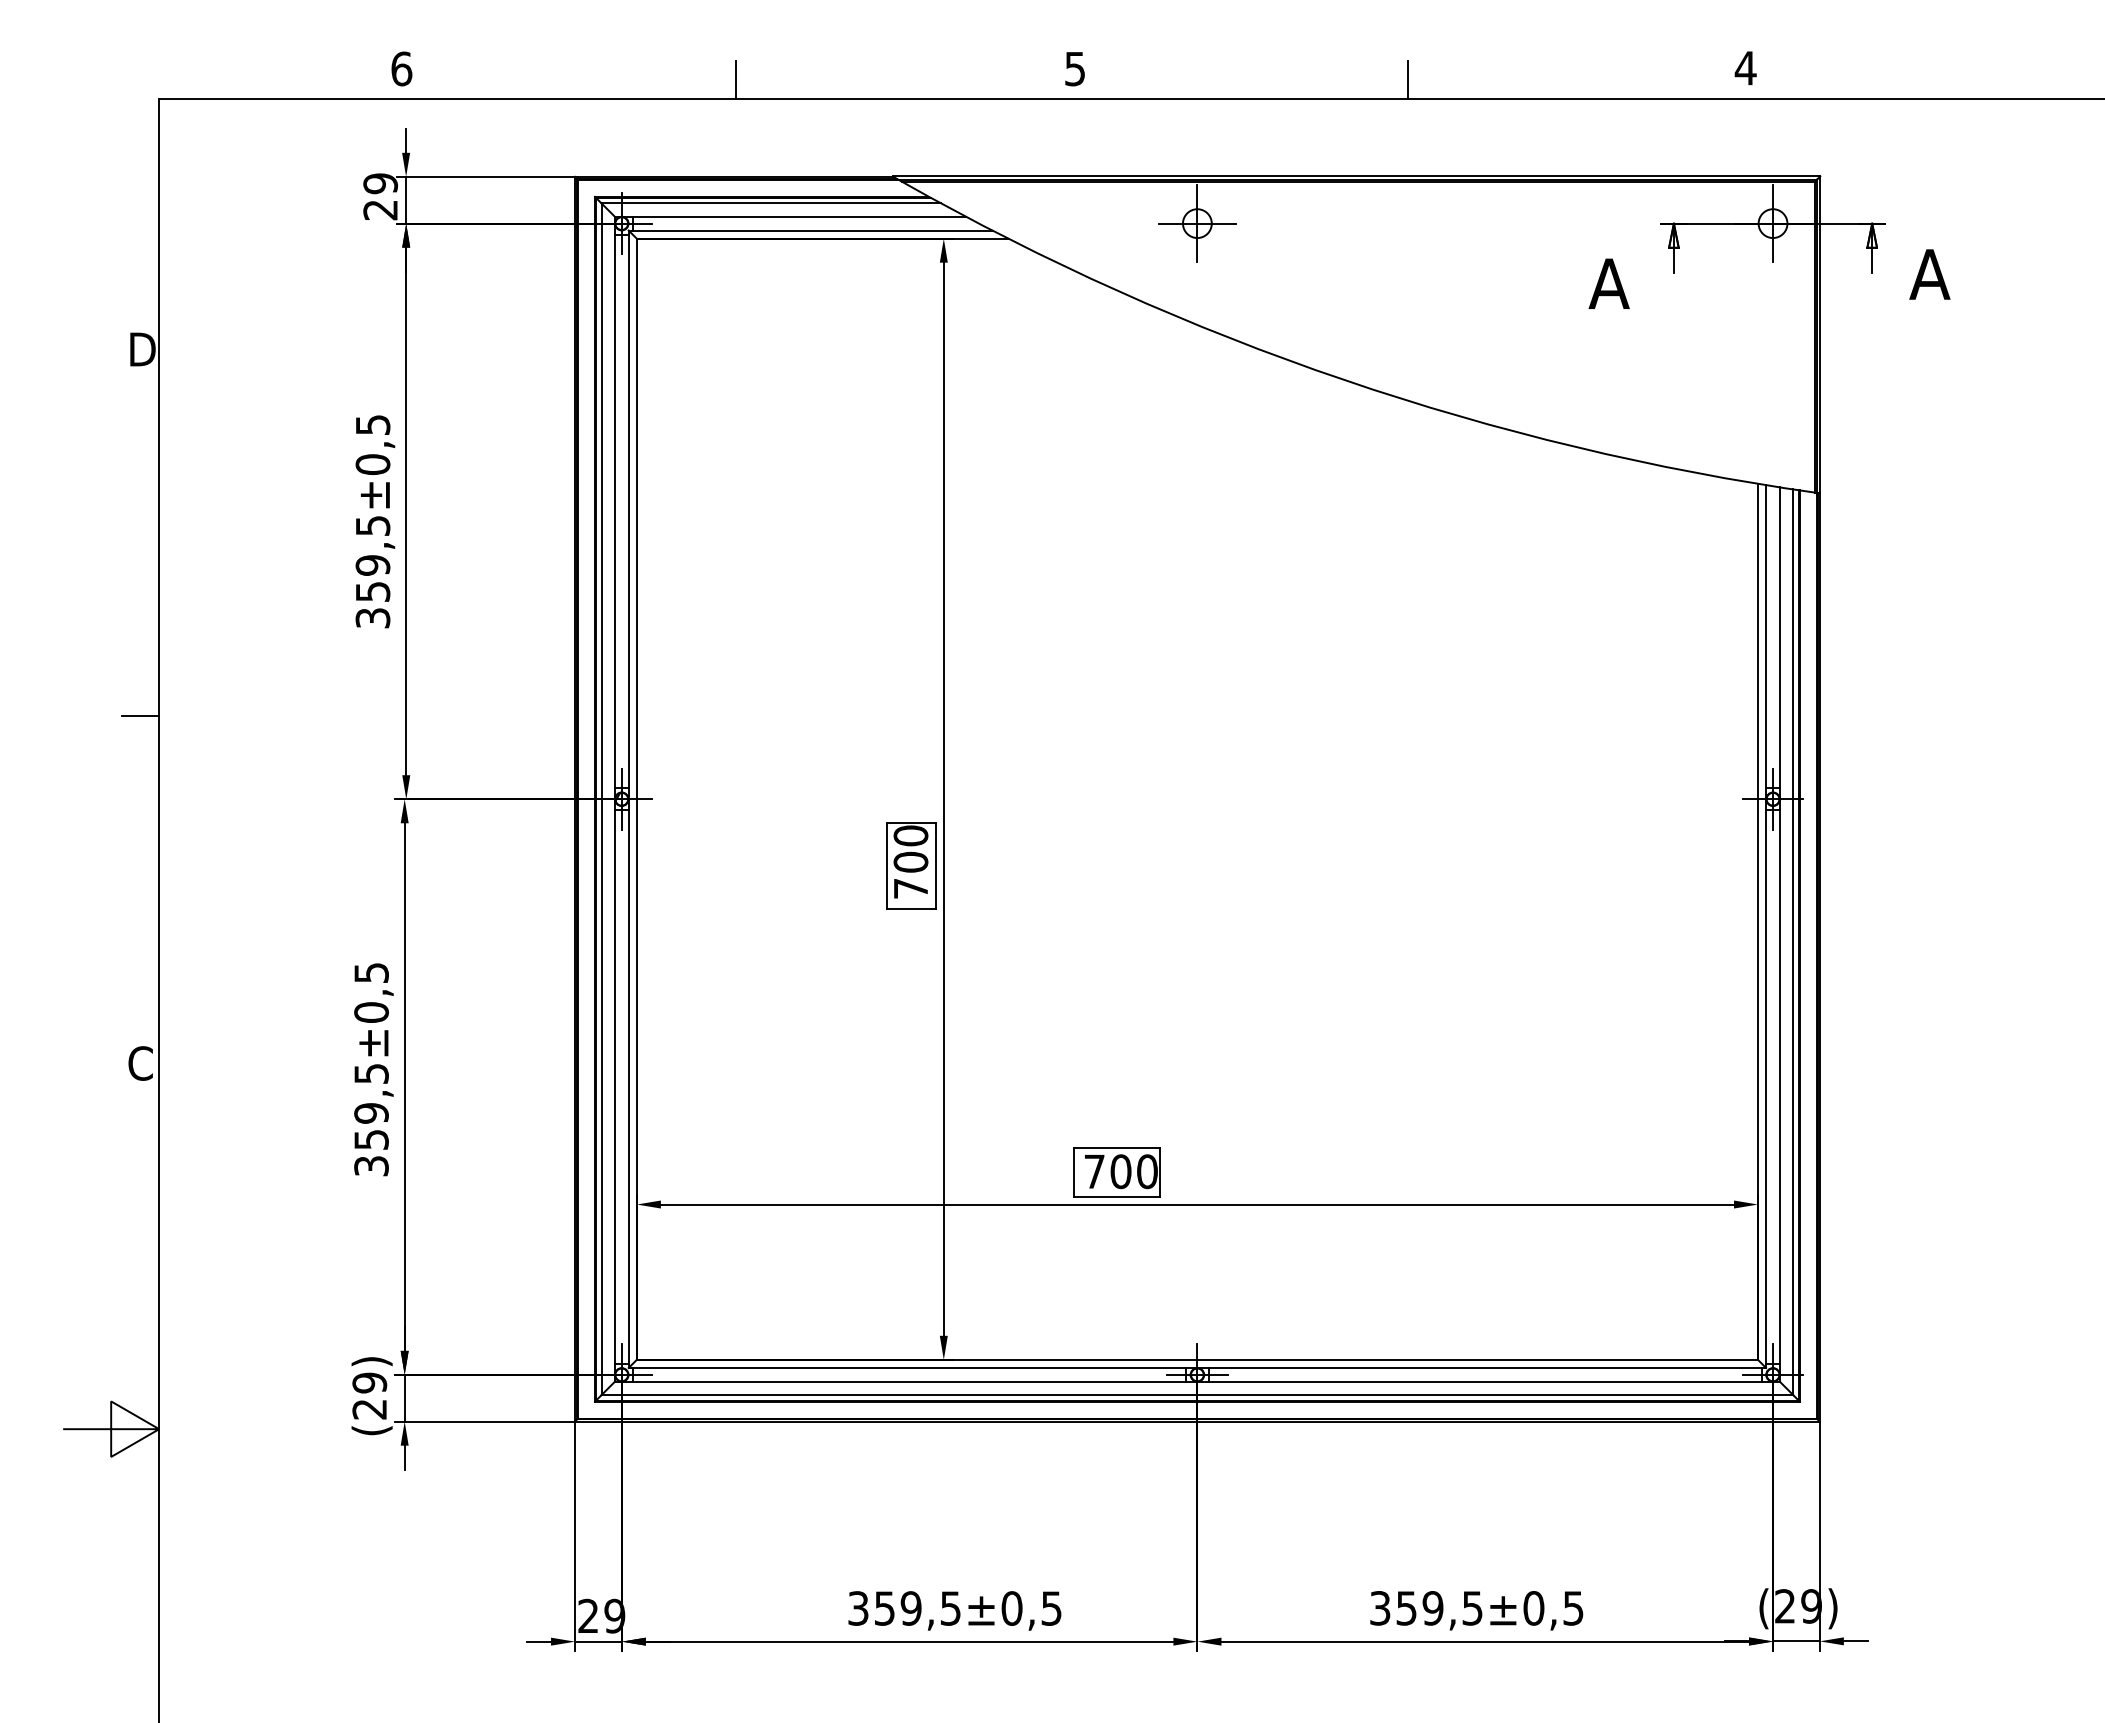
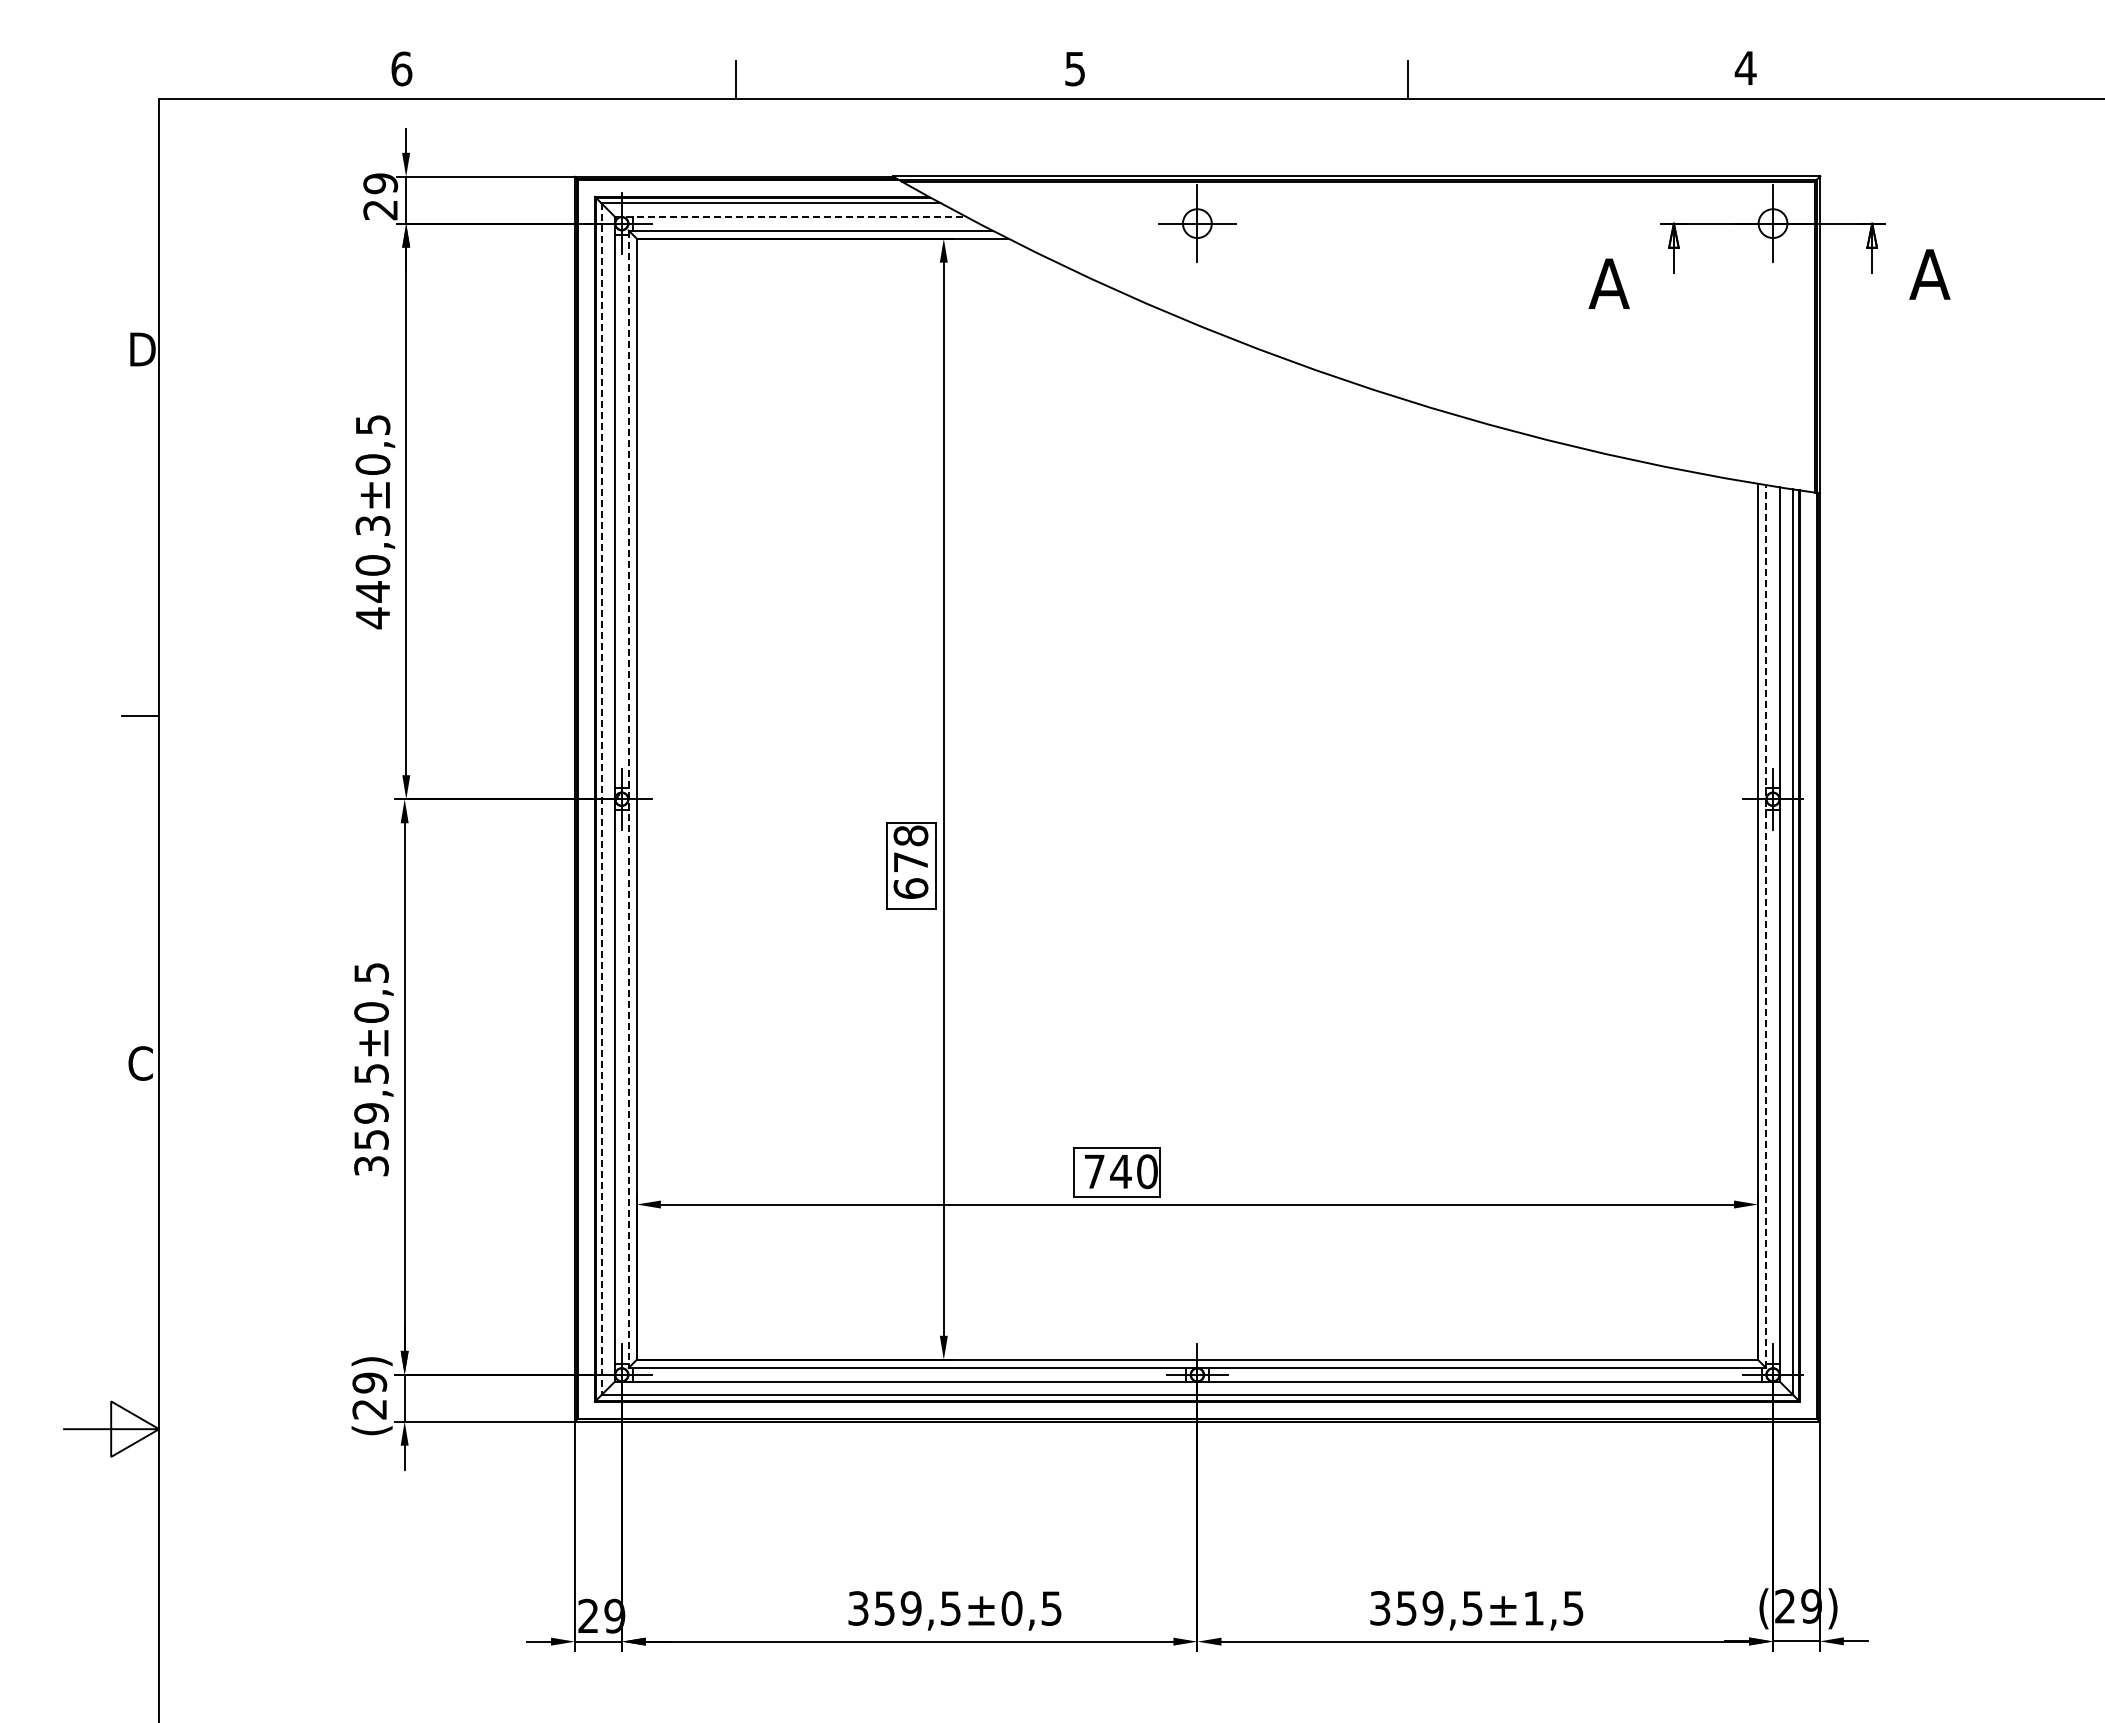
line: solid -> dashed (790, 216)
text: 359,5 -> 440,3 (372, 572)
line: solid -> dashed (601, 799)
line: solid -> dashed (628, 799)
text: 700 -> 678 (910, 861)
line: solid -> dashed (1766, 926)
text: 700 -> 740 (1120, 1171)
text: ±0,5 -> ±1,5 (1533, 1608)
